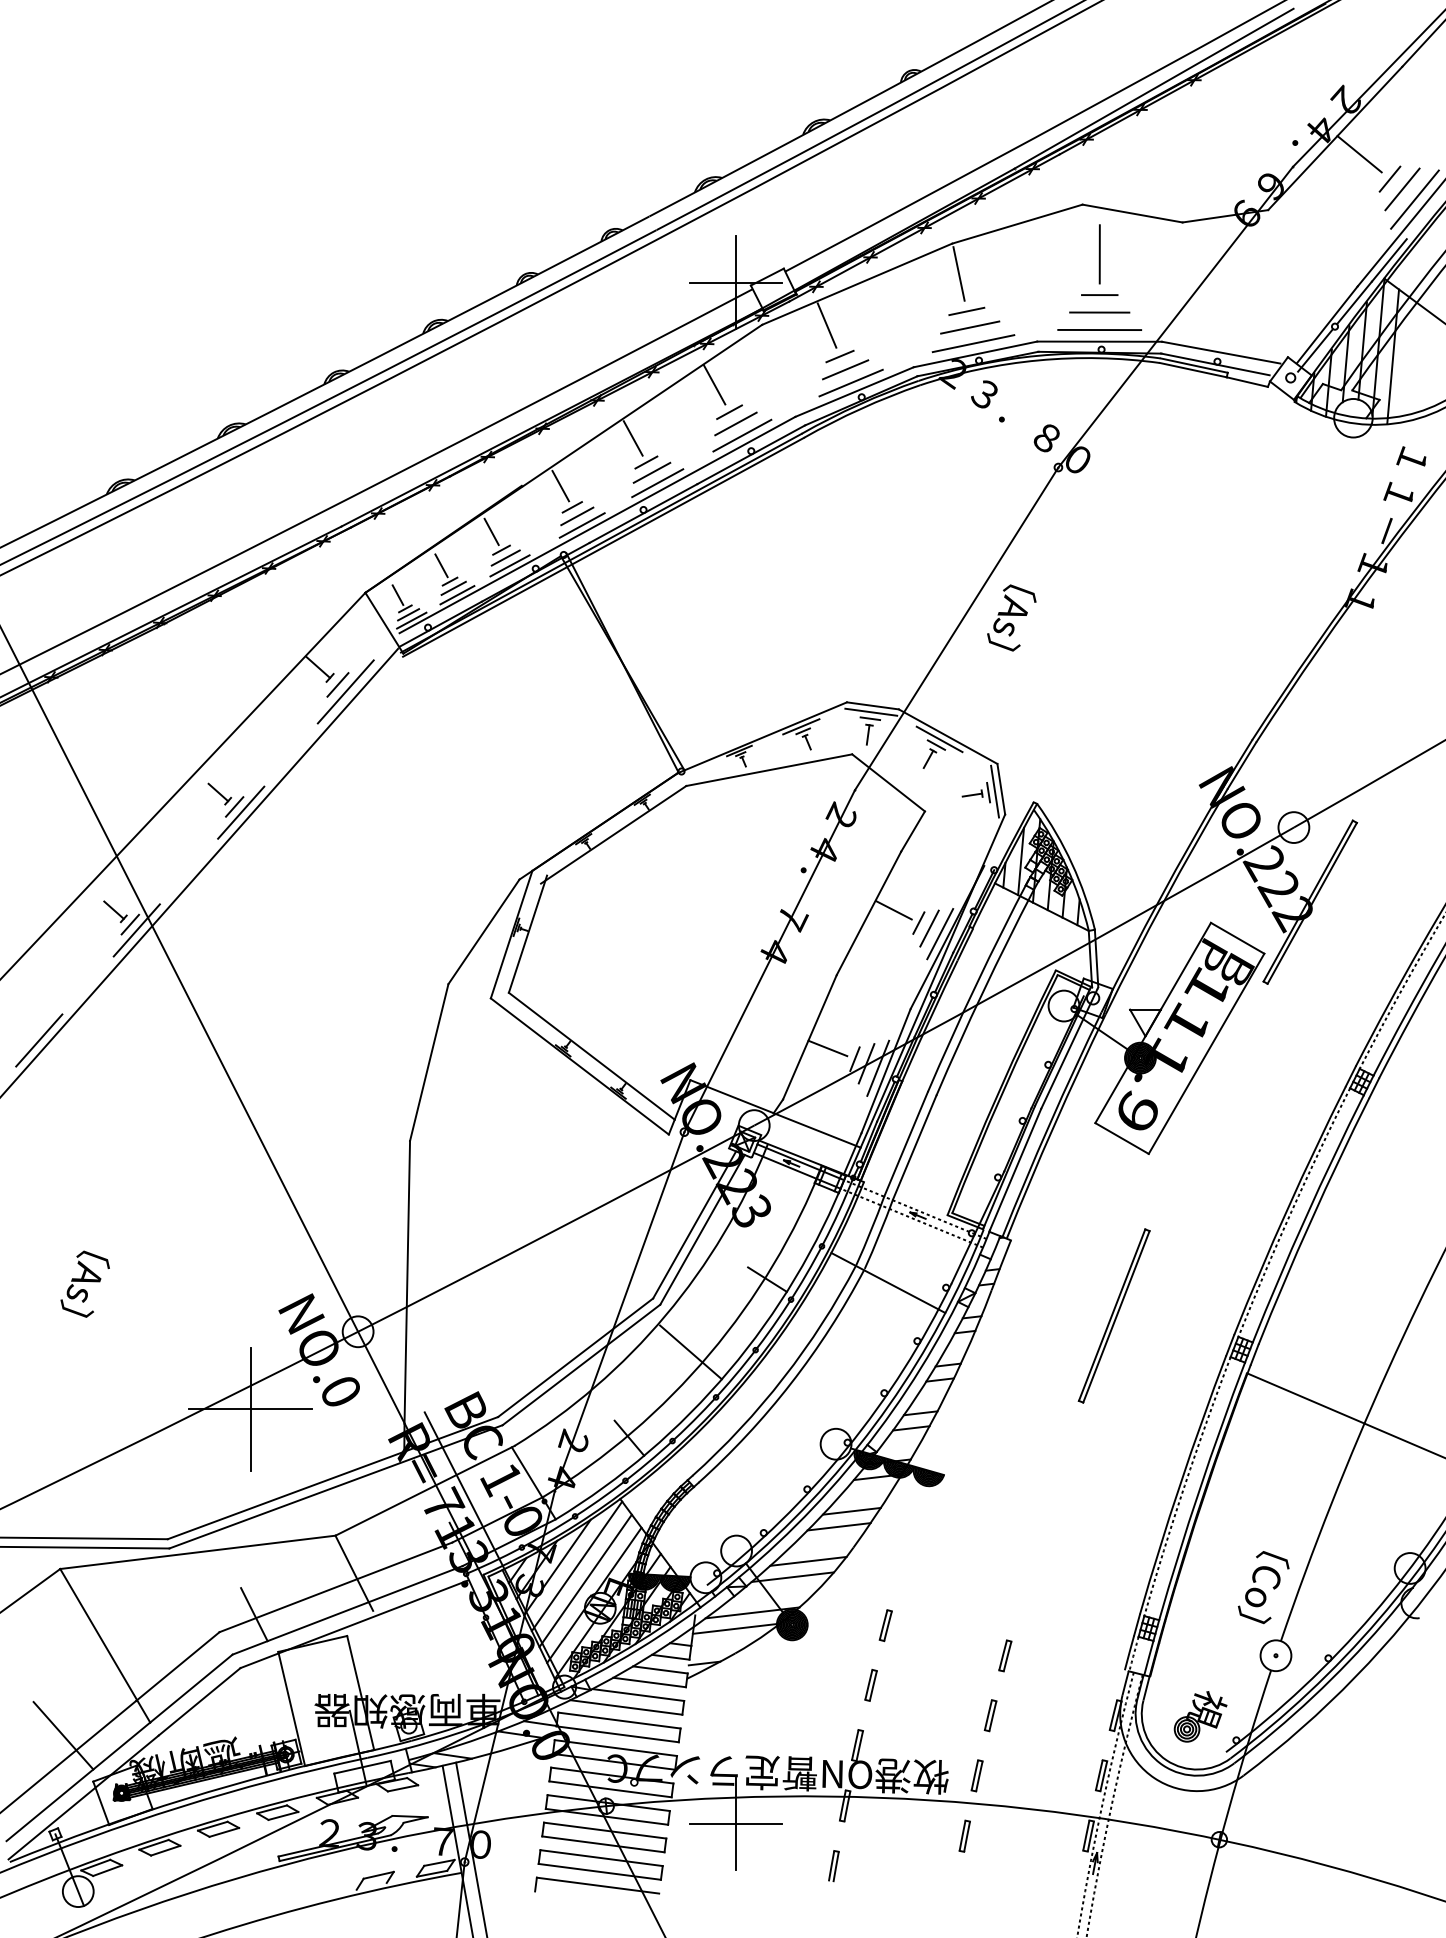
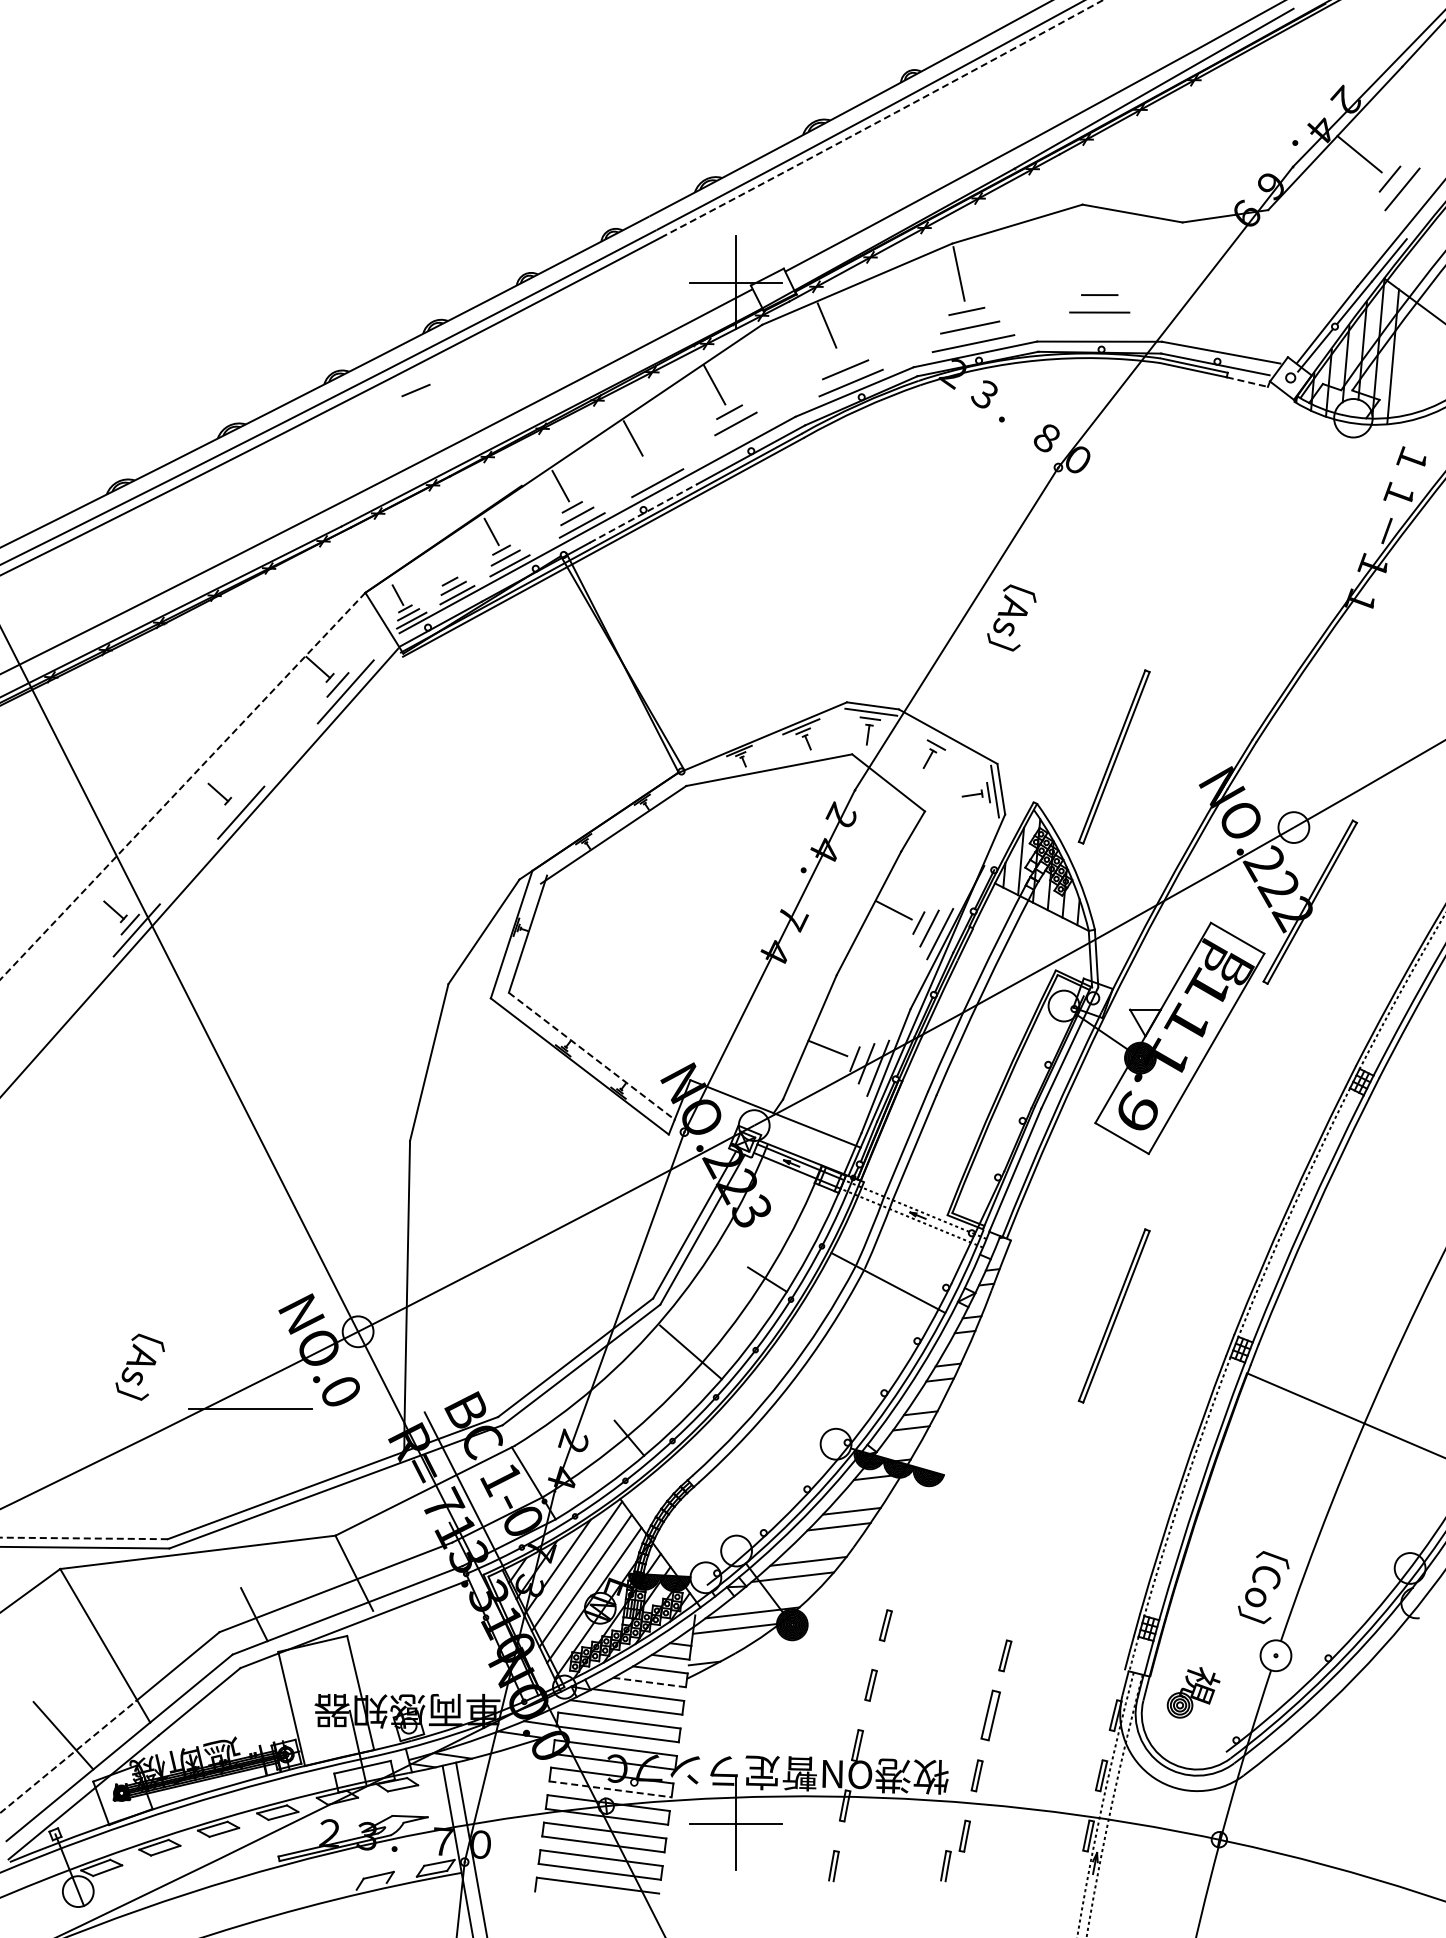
arc: solid -> dashed (882, 119)
line: present -> none (1414, 199)
line: present -> none (1099, 254)
line: present -> none (1099, 329)
line position: (839, 356) -> (415, 390) (415, 390)
line: solid -> dashed (1247, 382)
line: present -> none (742, 435)
line: present -> none (646, 462)
line: present -> none (651, 472)
line: solid -> dashed (643, 513)
line: present -> none (441, 565)
line: present -> none (939, 739)
part: none -> present (1113, 756)
line: solid -> dashed (183, 786)
line: present -> none (234, 806)
line: present -> none (39, 1040)
line: solid -> dashed (592, 1056)
text position: (84, 1283) -> (139, 1366) (139, 1366)
line: present -> none (250, 1409)
line: solid -> dashed (83, 1538)
line: solid -> dashed (649, 1682)
part size: 15x34 px -> 21x53 px (990, 1715)
part position: (1200, 1716) -> (1193, 1692) (1193, 1692)
line: solid -> dashed (68, 1756)
line: solid -> dashed (610, 1789)
part: none -> present (945, 1866)
